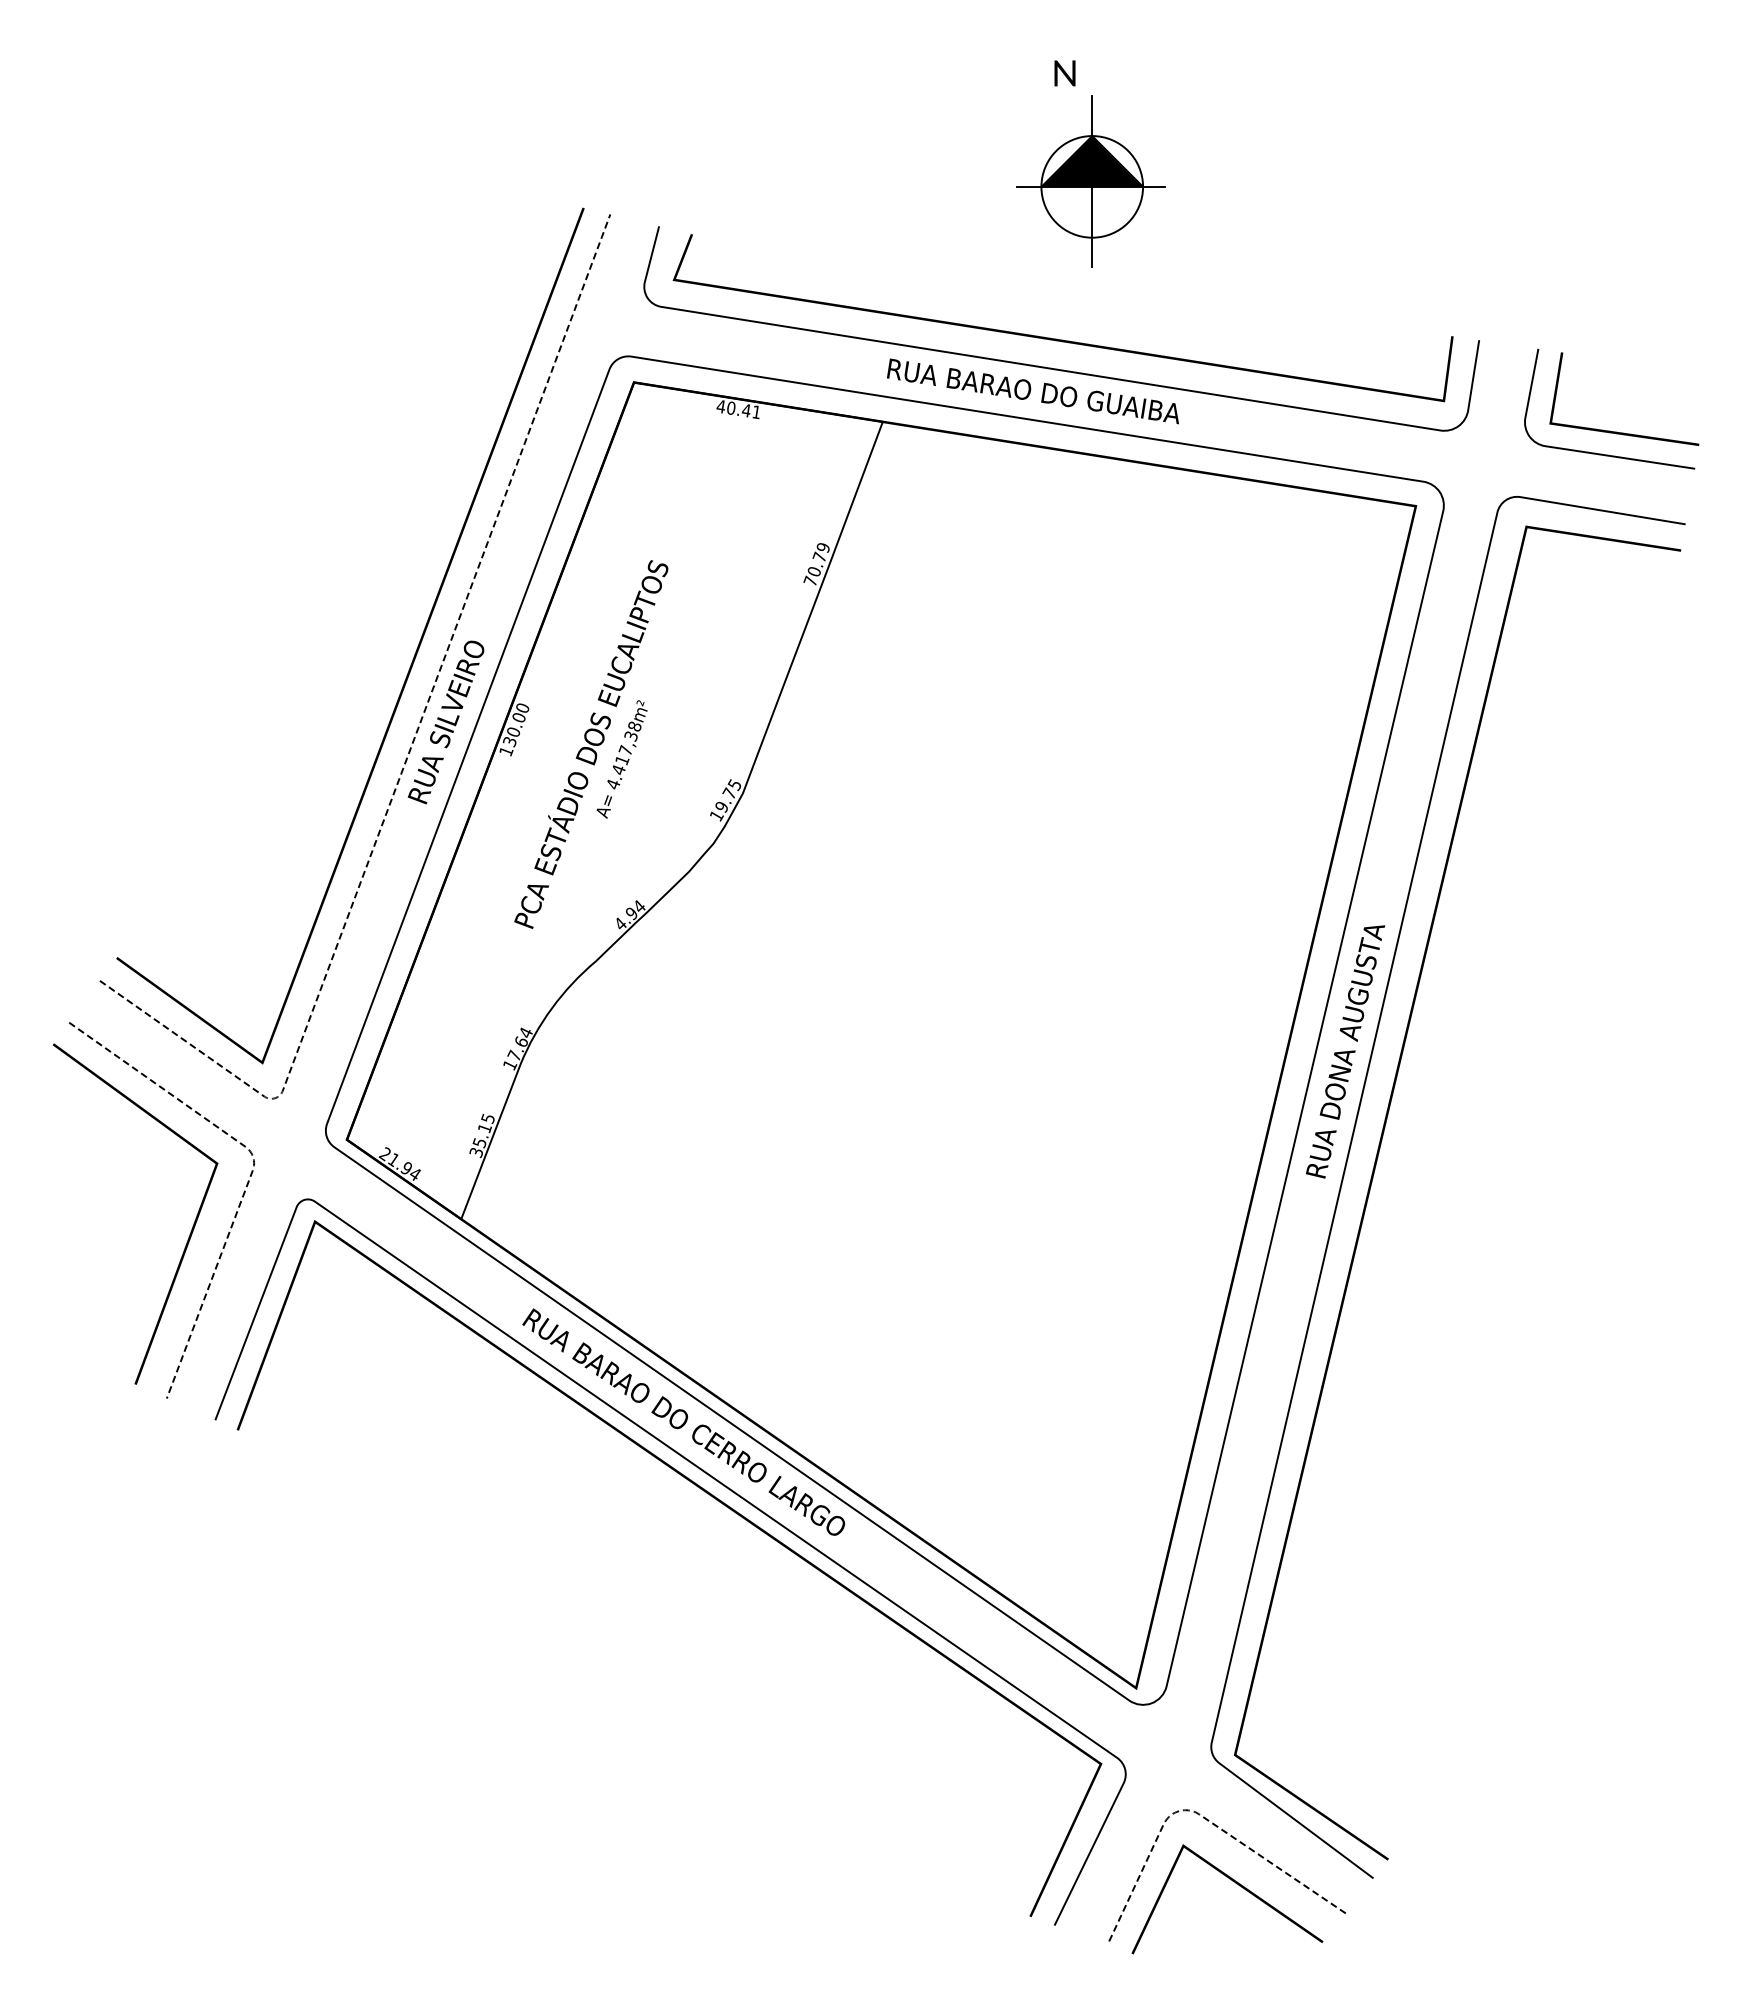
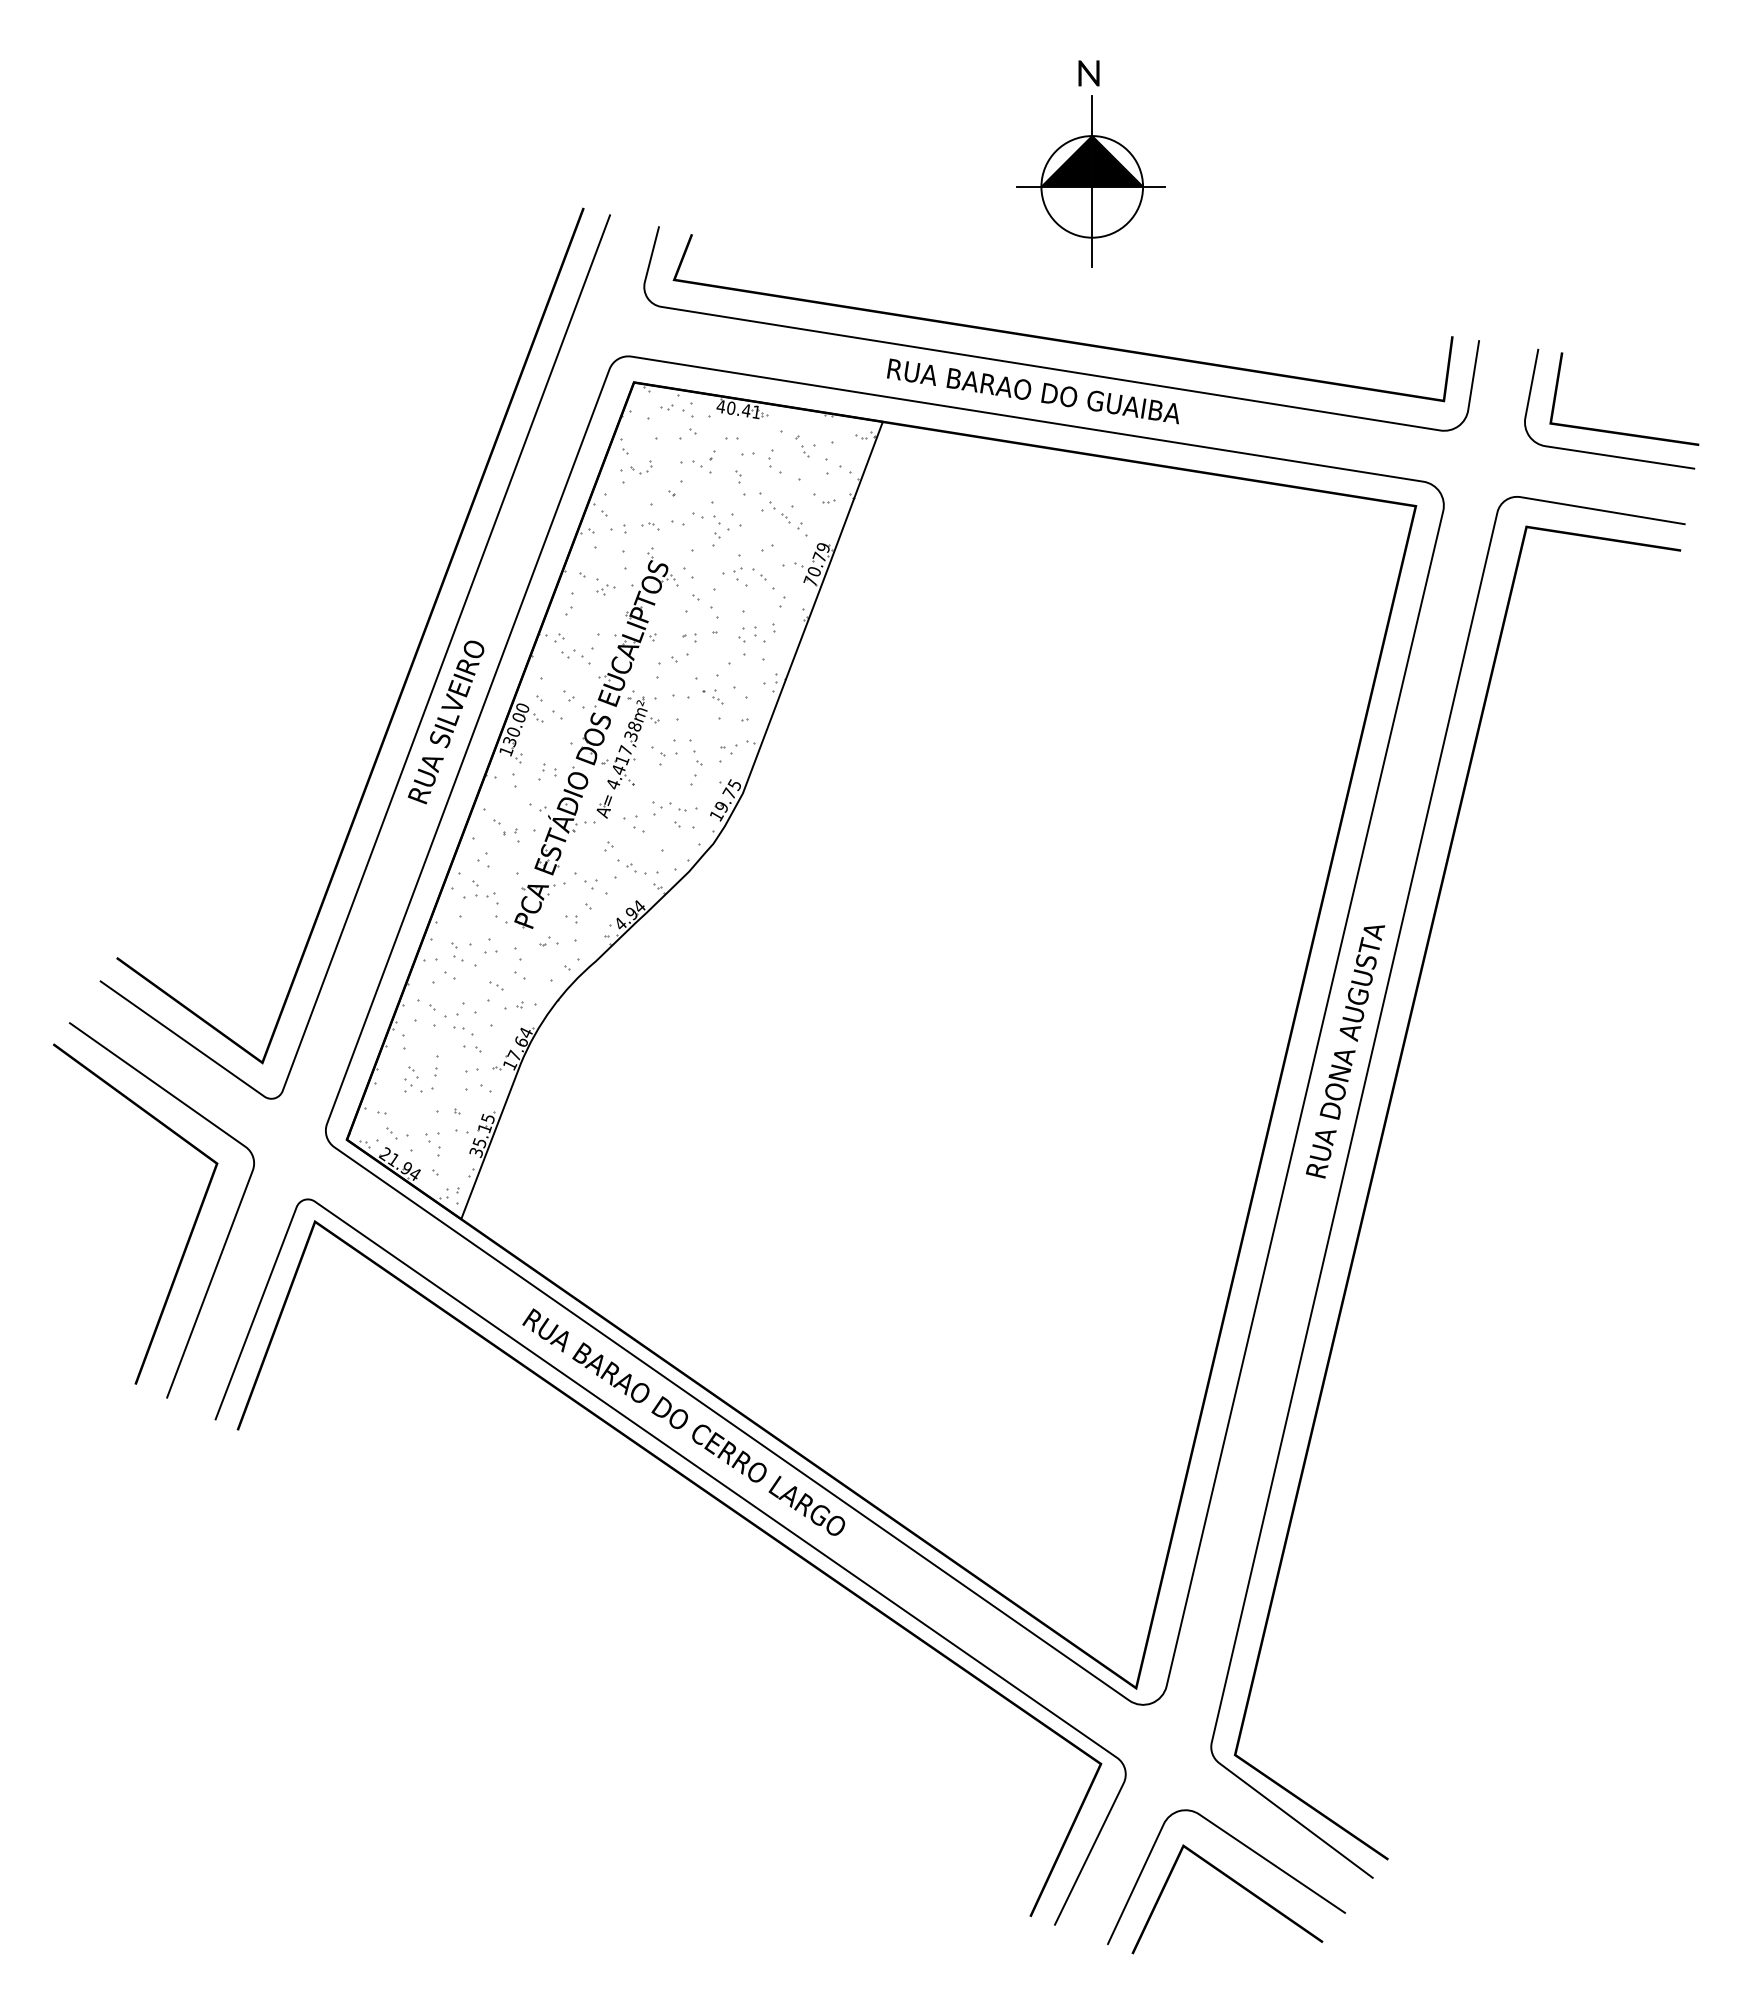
text position: (1064, 73) -> (1088, 73) (1088, 73)
line: dashed -> solid (405, 762)
hatch: none -> present (612, 794)
line: dashed -> solid (253, 1167)
line: dashed -> solid (1194, 1811)
